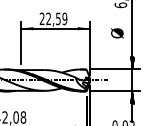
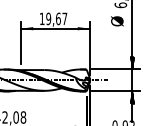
text: 22,59 -> 19,67 (53, 18)
text position: (117, 33) -> (117, 21) (117, 21)
